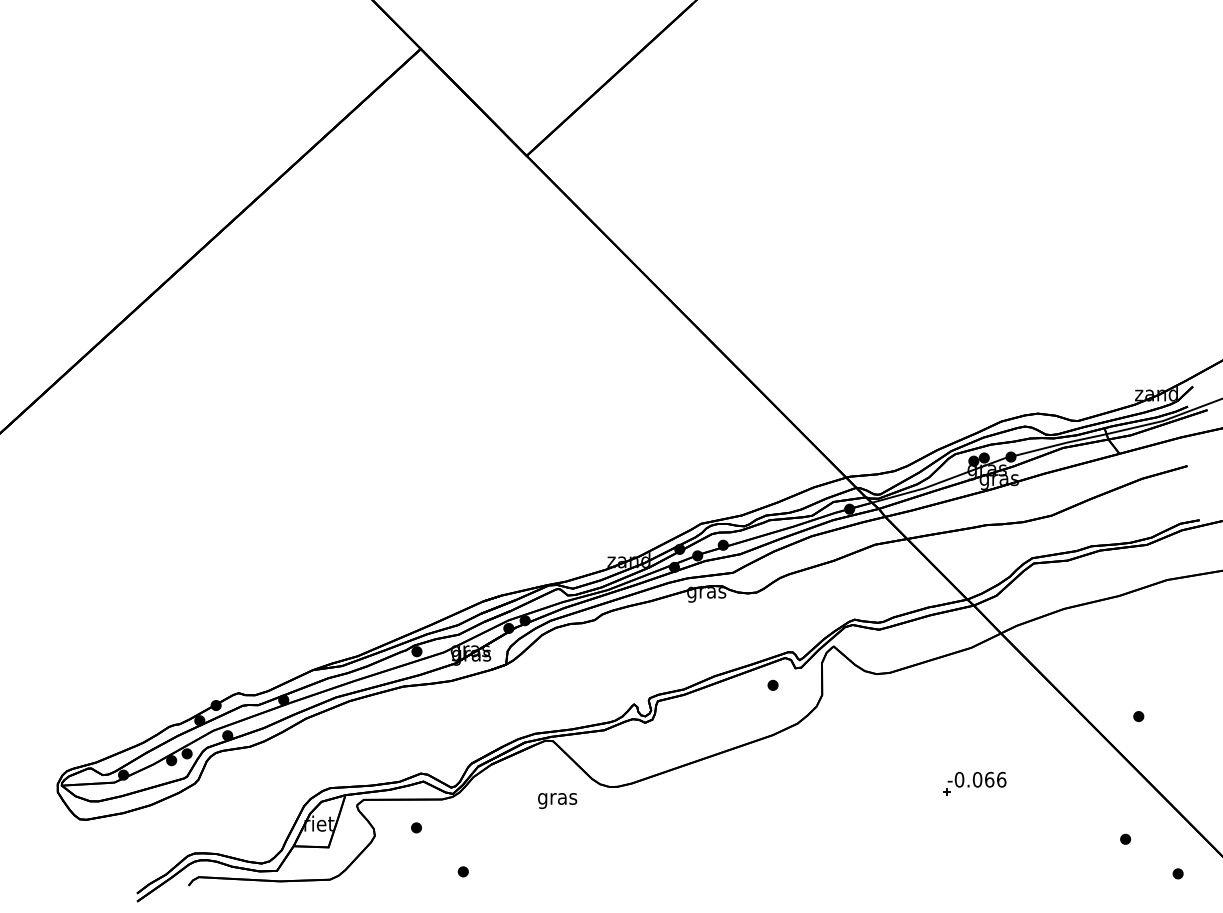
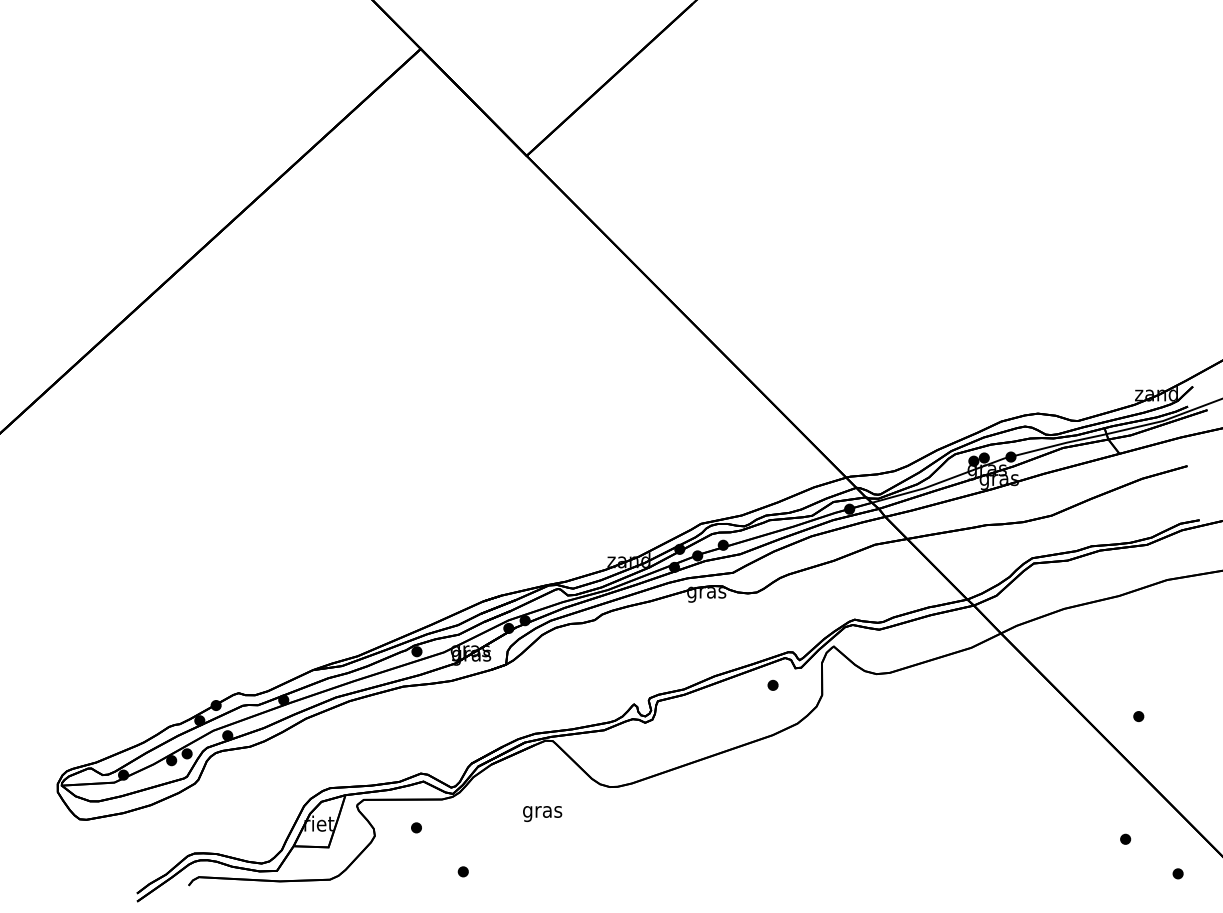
part: present -> none (974, 783)
text position: (557, 800) -> (542, 813) (542, 813)
